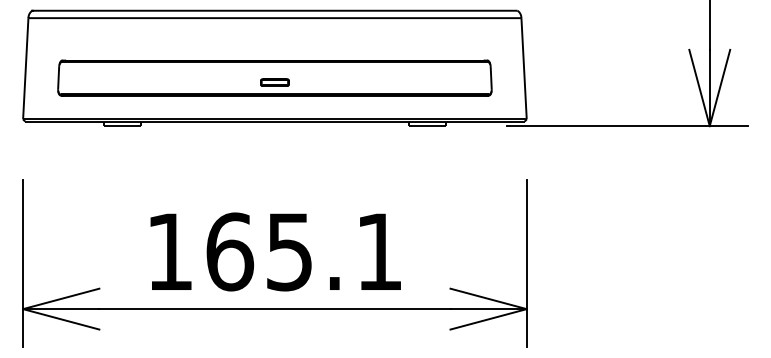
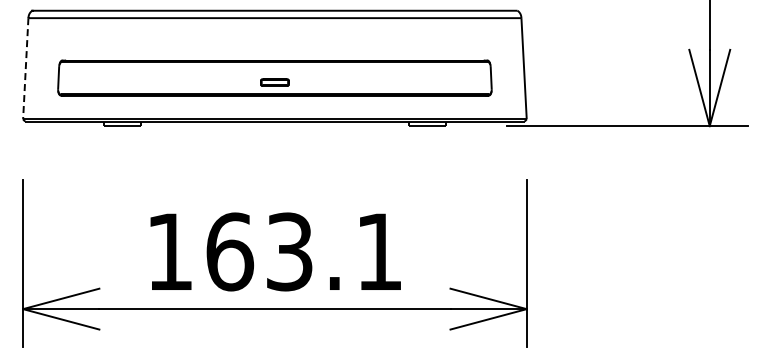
line: solid -> dashed (25, 68)
text: 165.1 -> 163.1 (289, 251)
